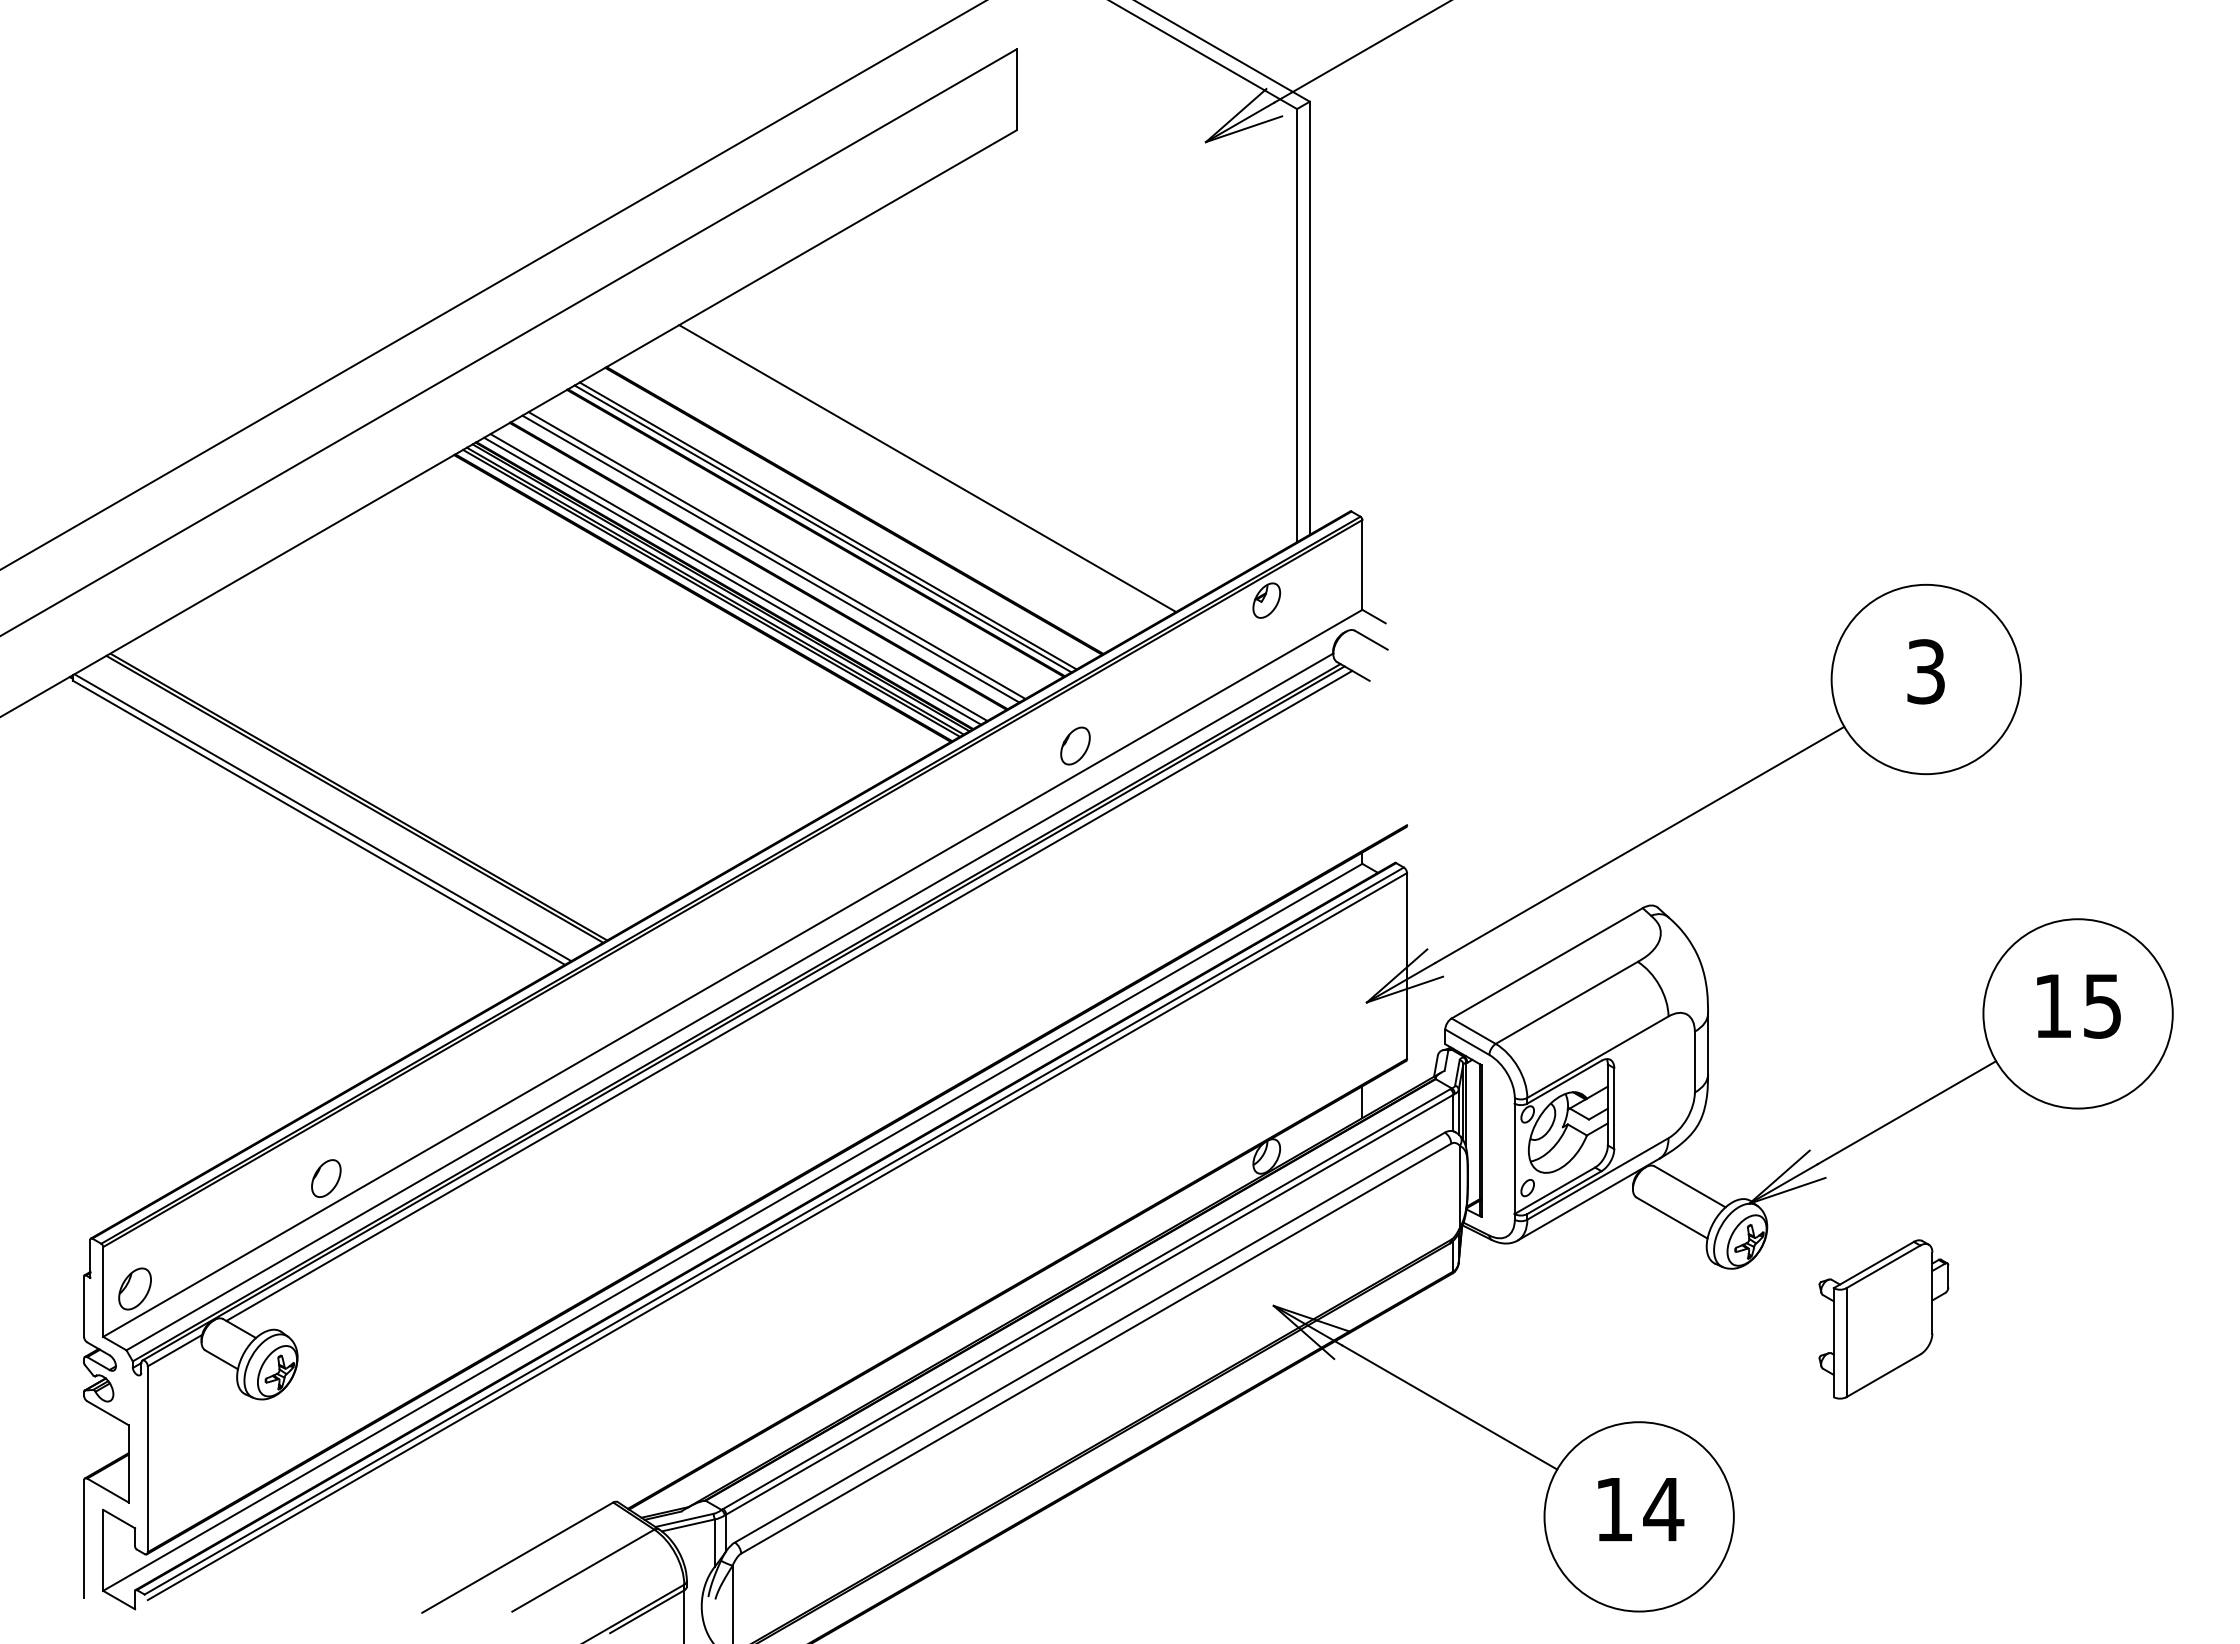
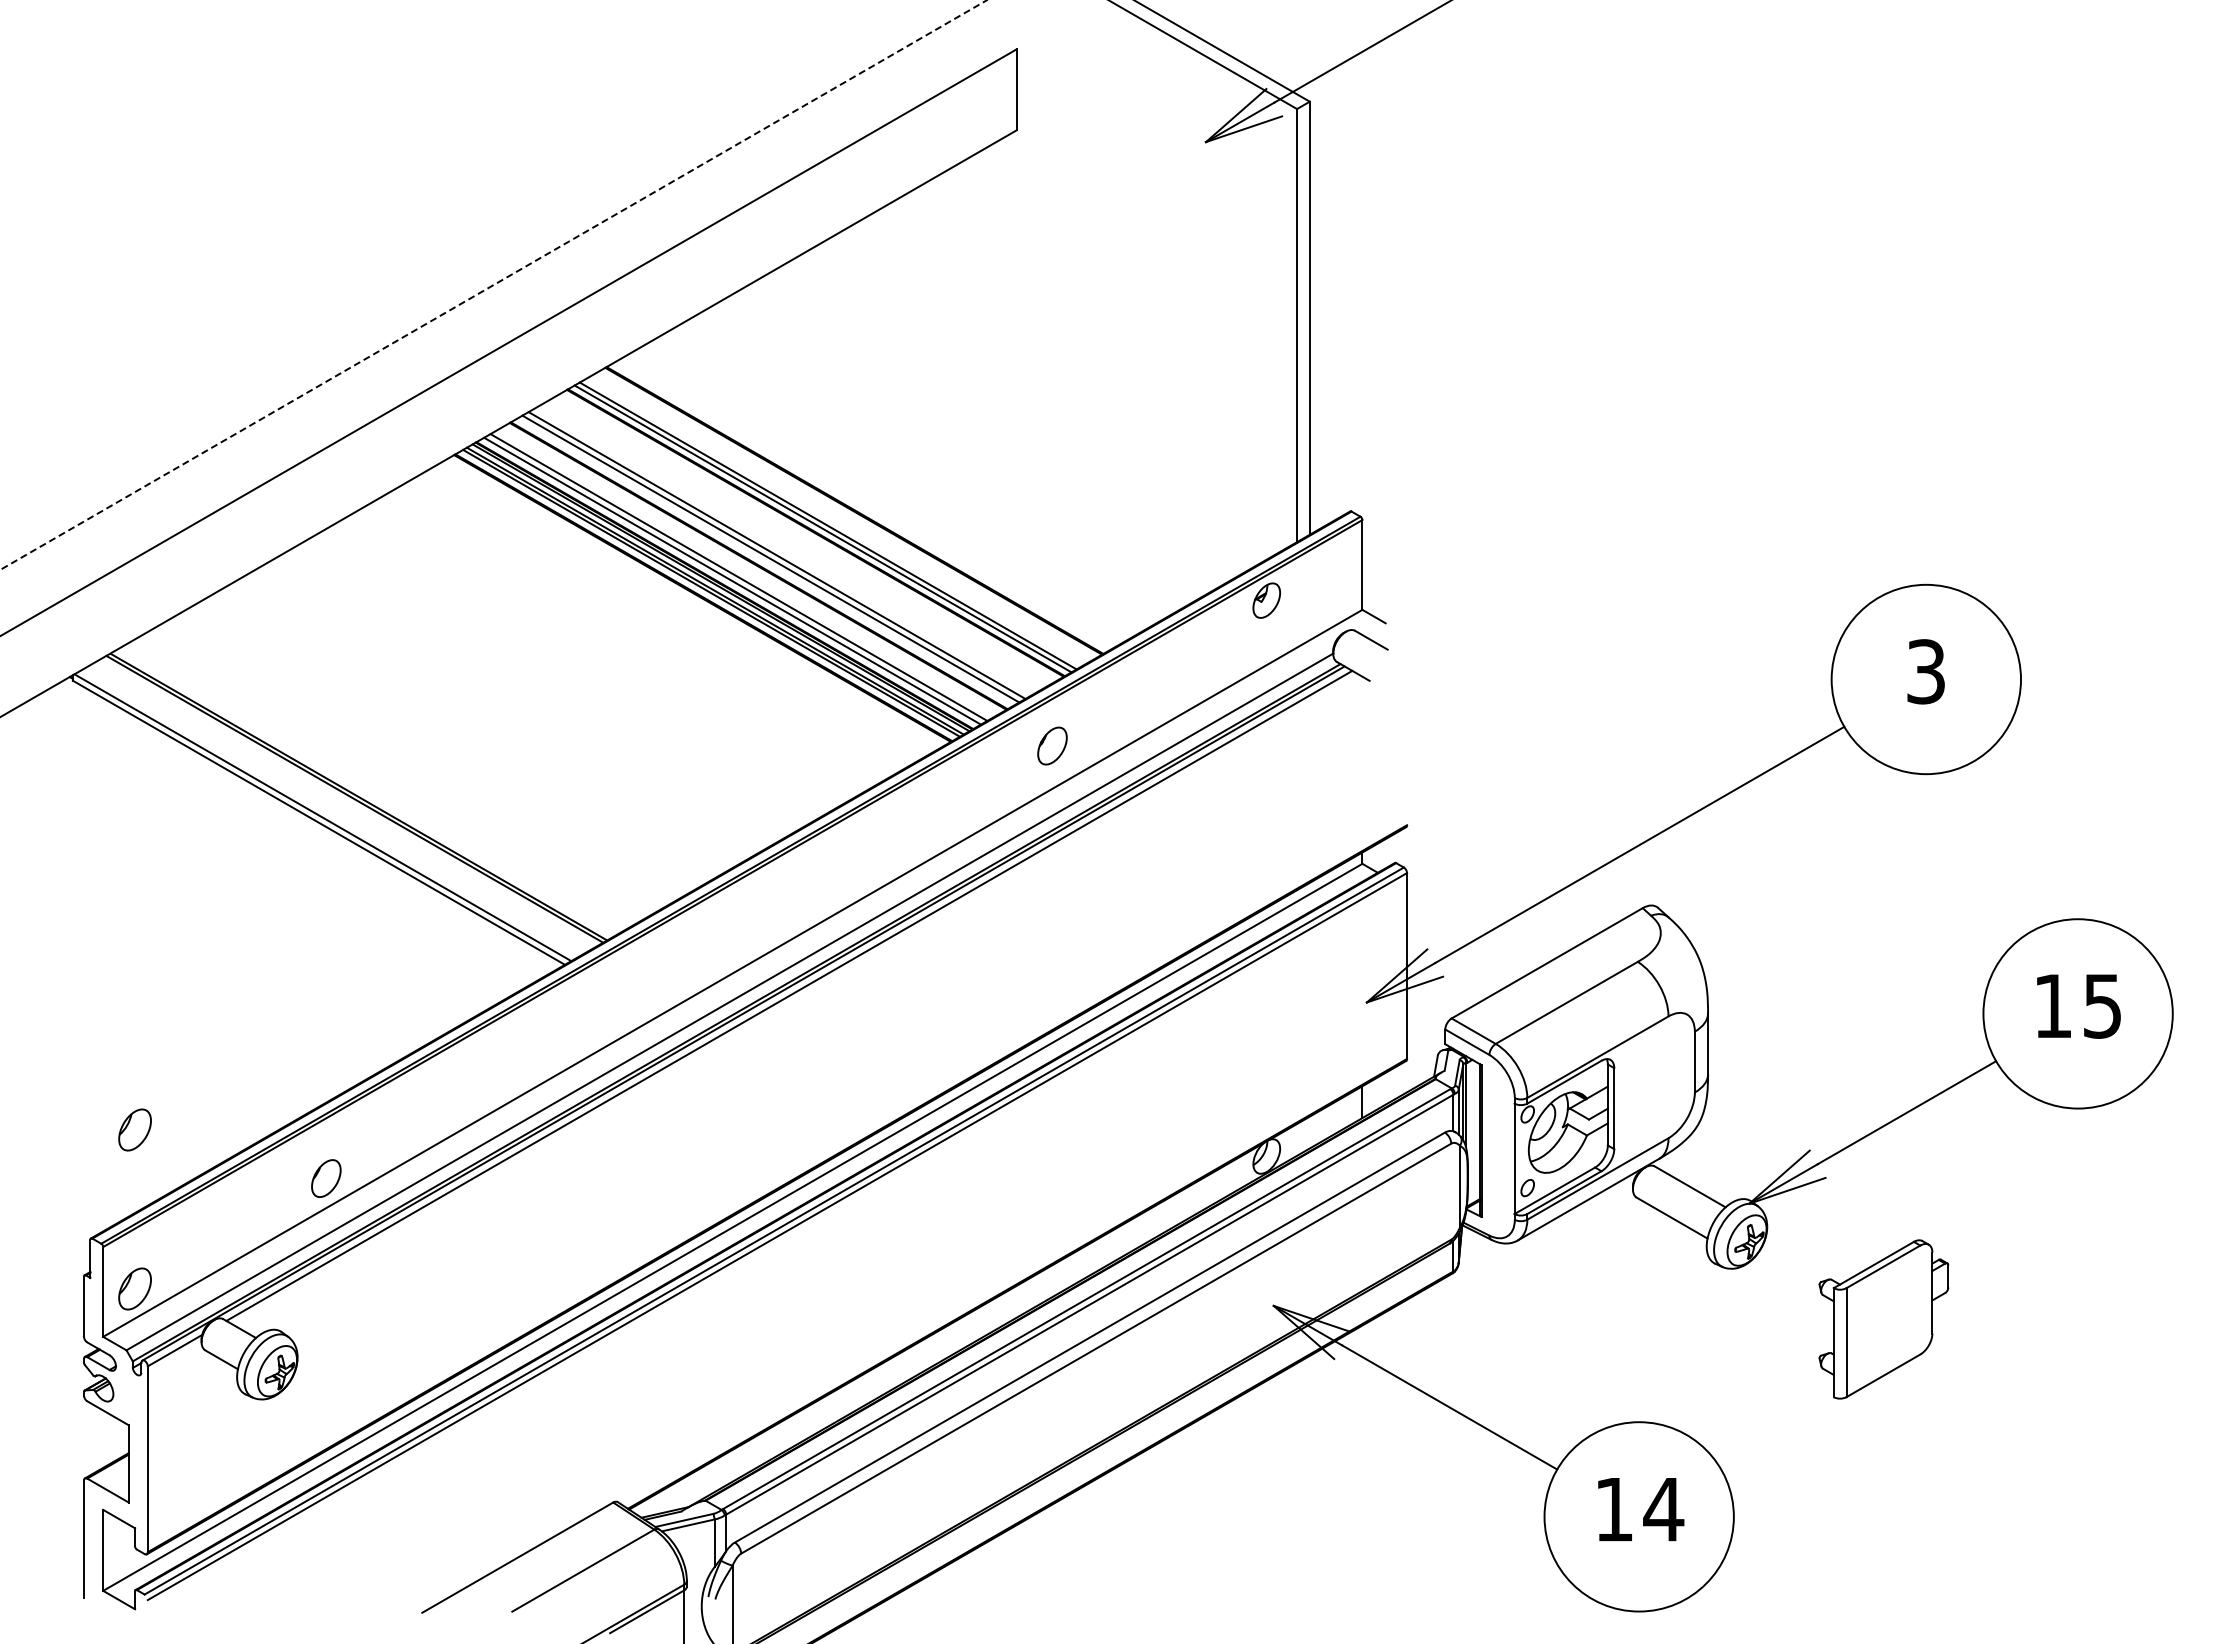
line: solid -> dashed (494, 284)
line: present -> none (927, 468)
part position: (1075, 745) -> (1052, 745) (1052, 745)
part: none -> present (134, 1129)
